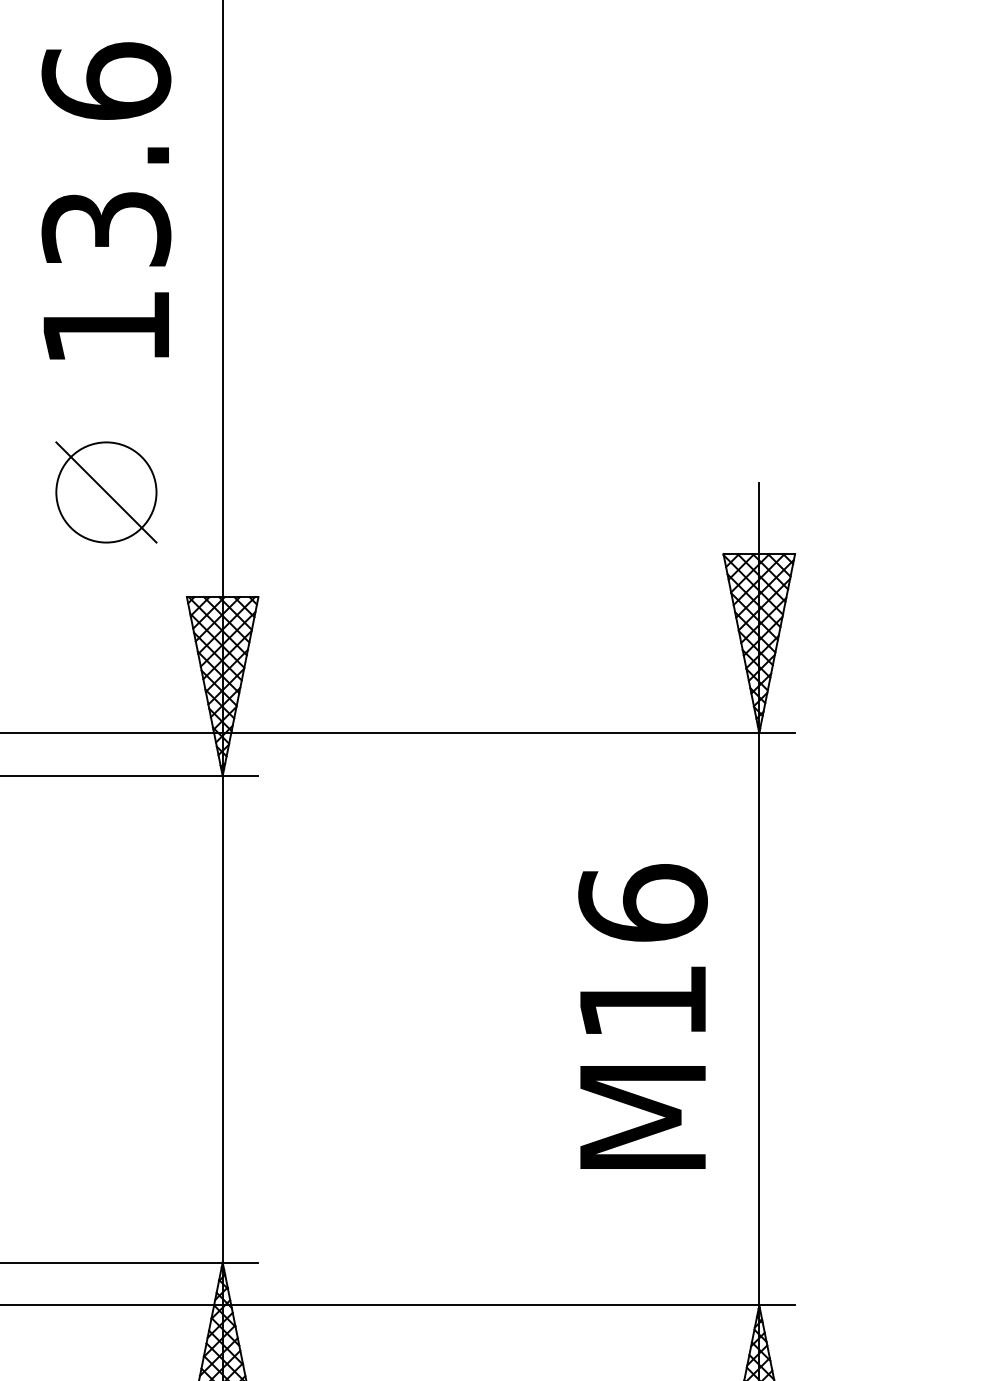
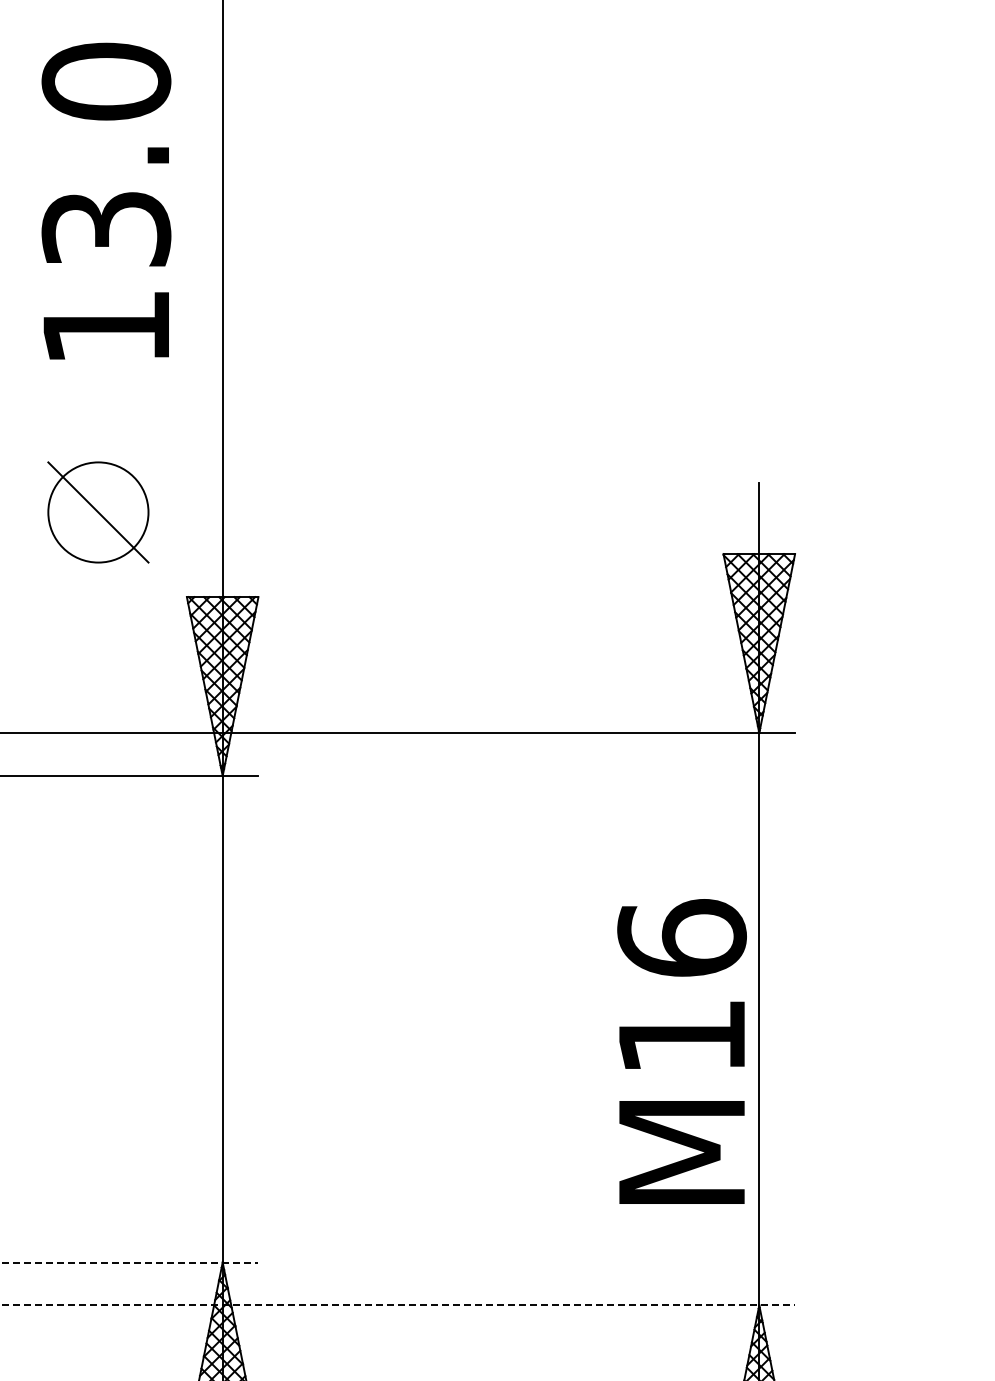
text: 13.6 -> 13.0 (106, 81)
part position: (106, 492) -> (98, 512) (98, 512)
text position: (642, 1016) -> (681, 1051) (681, 1051)
line: solid -> dashed (129, 1262)
line: solid -> dashed (398, 1305)
